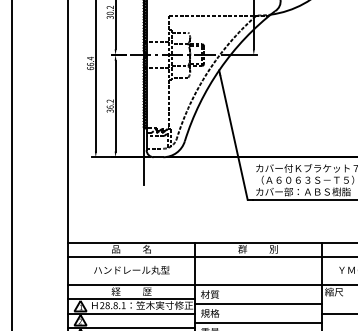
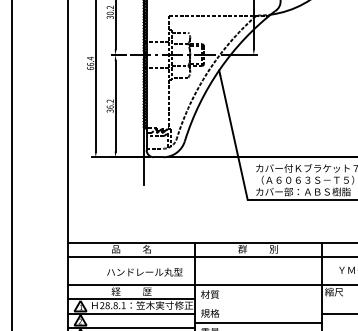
text position: (131, 270) -> (144, 272) (144, 272)
line: present -> none (257, 304)
